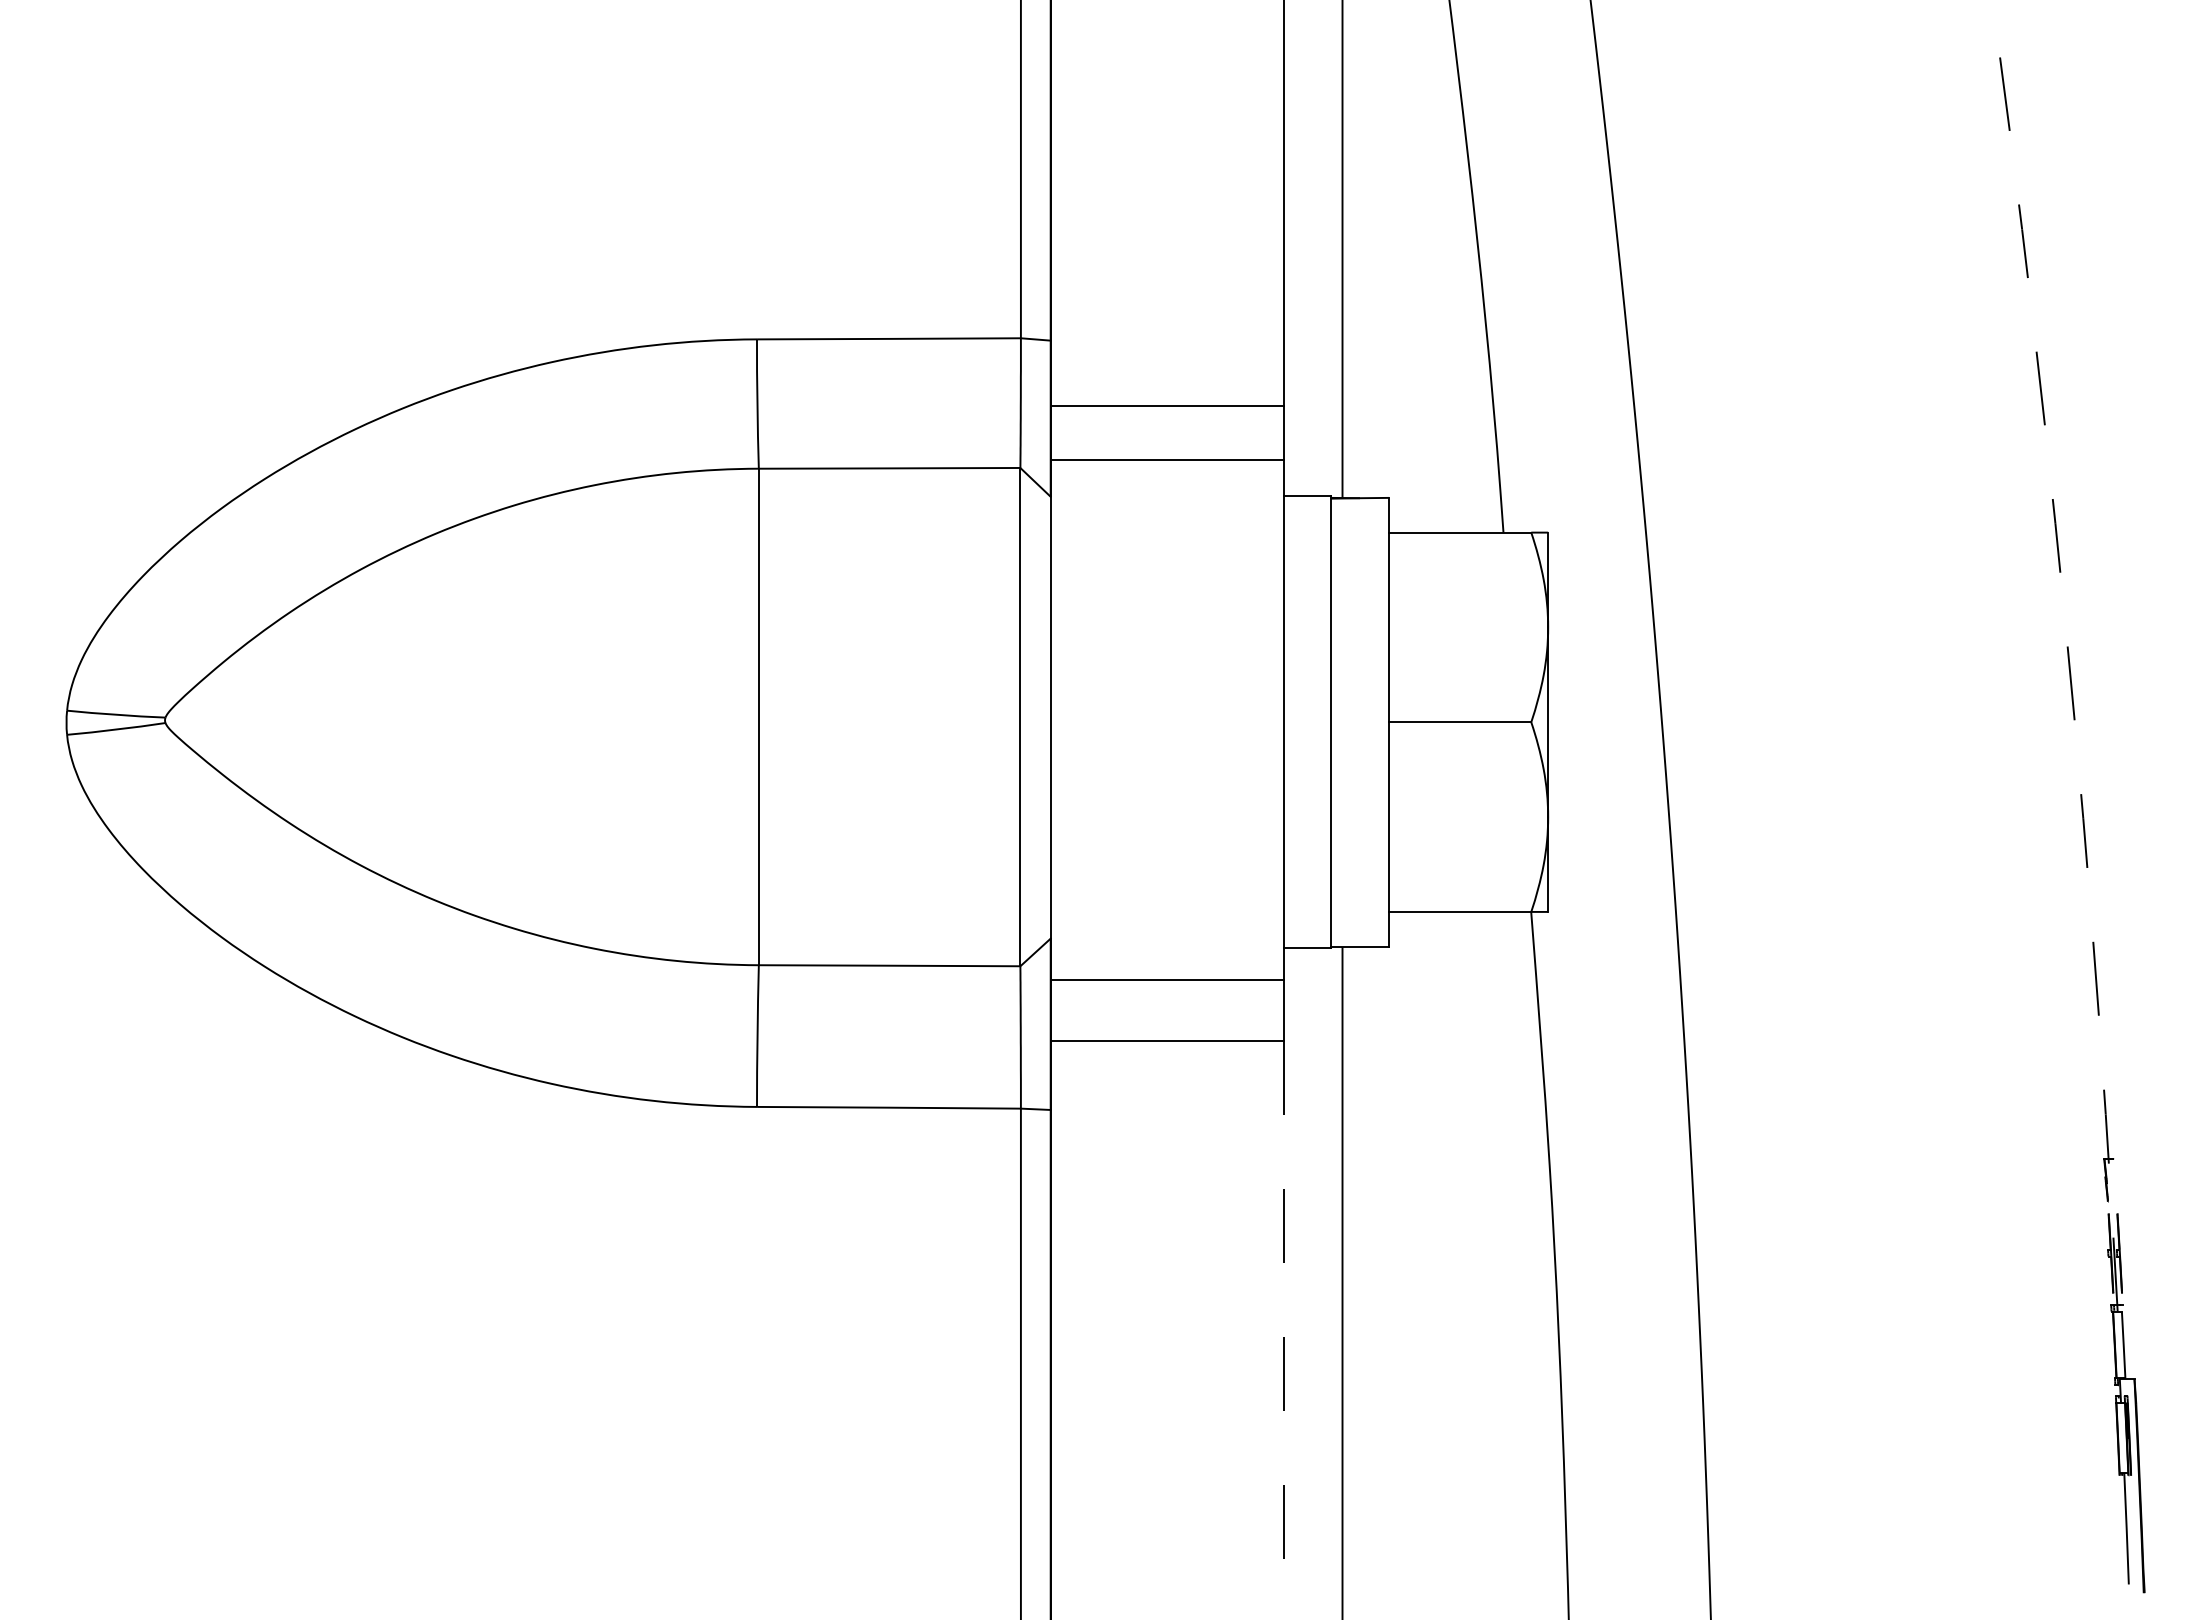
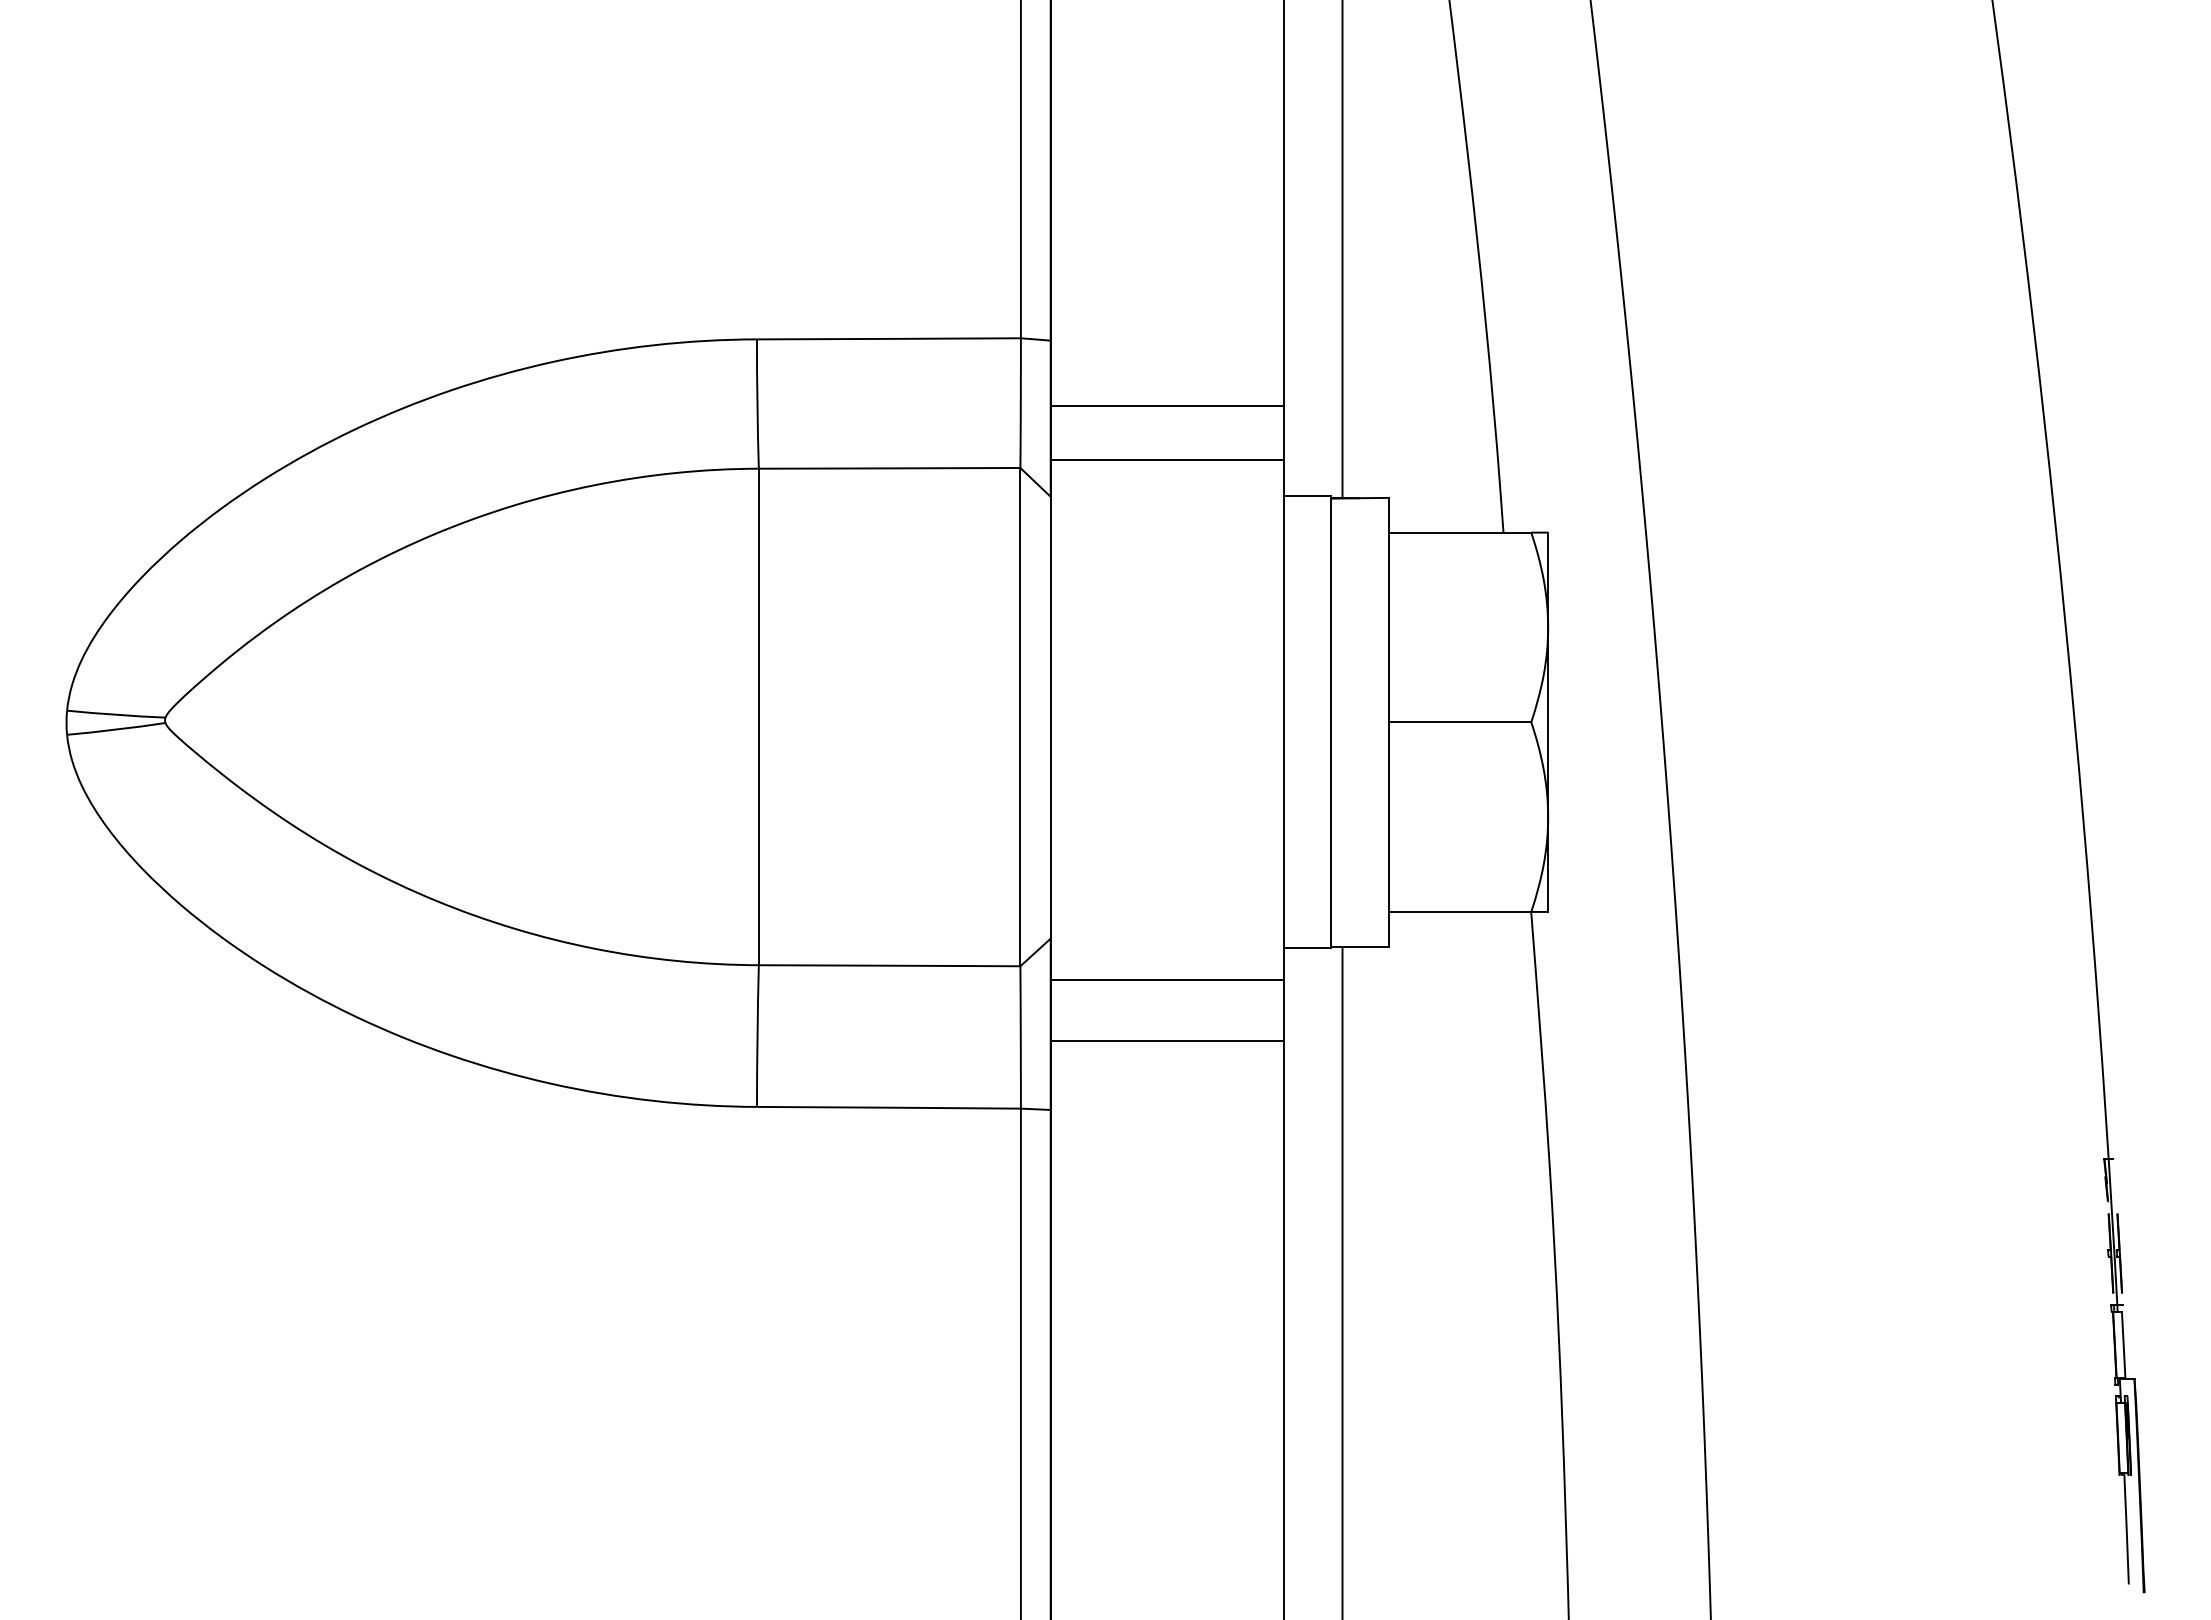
arc: dashed -> solid (2068, 653)
line: dashed -> solid (1284, 1330)
